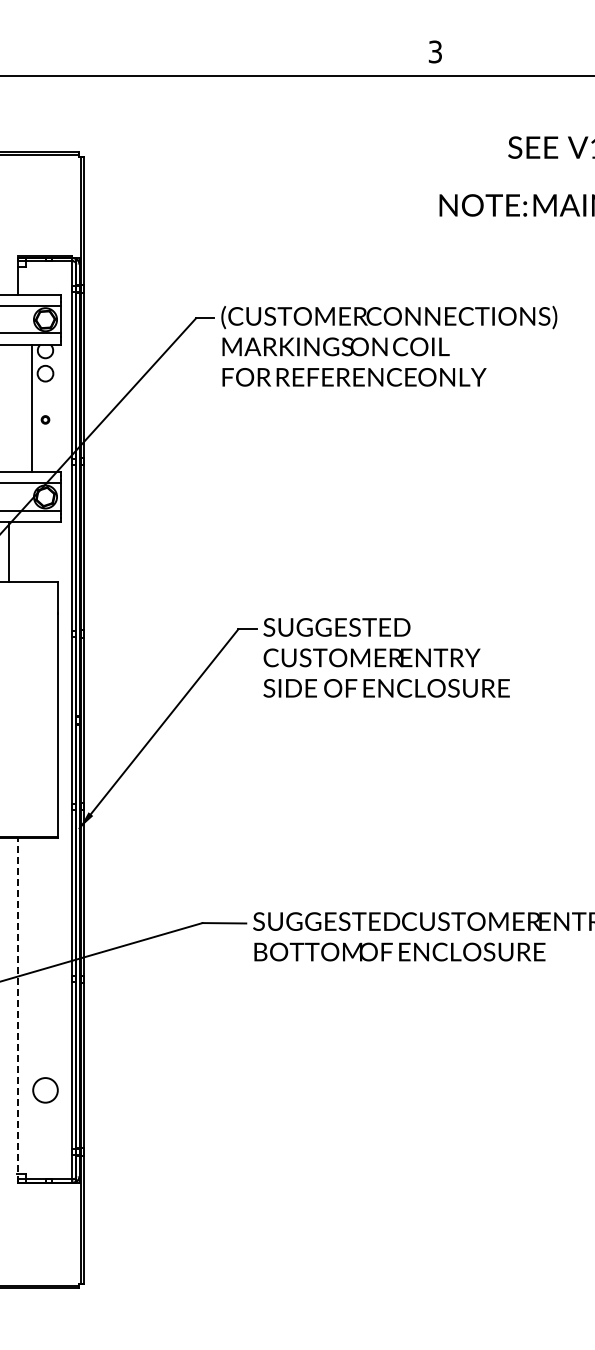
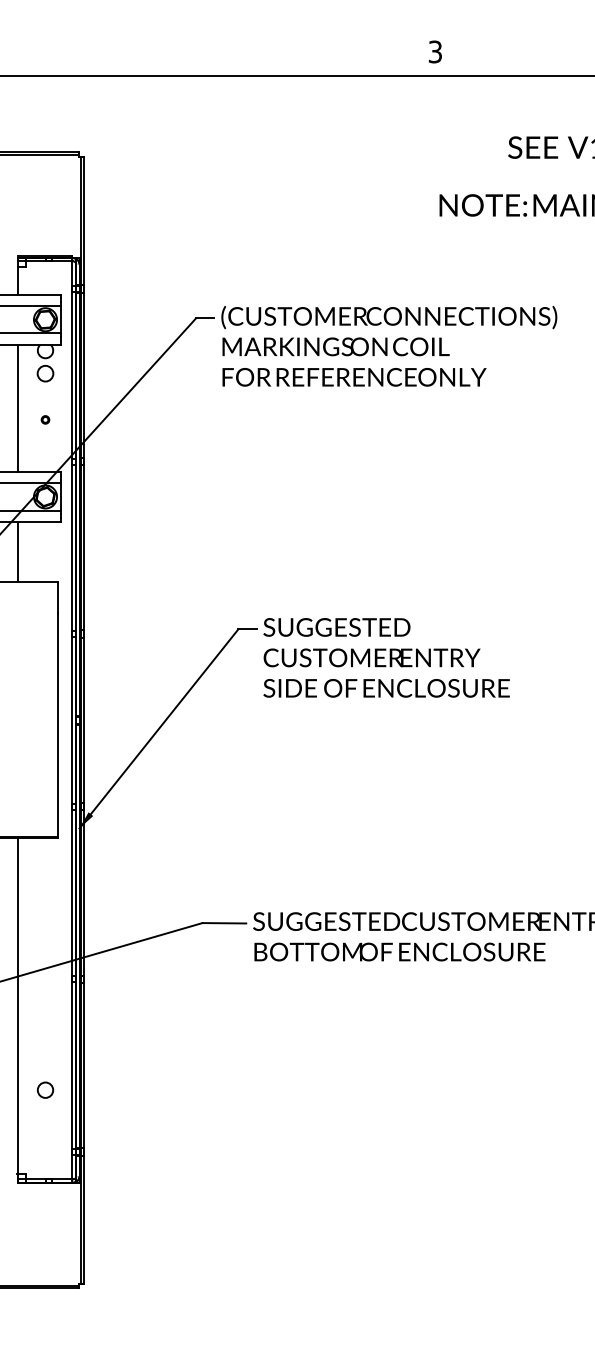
line position: (32, 407) -> (18, 407) (18, 407)
line position: (9, 552) -> (18, 552) (18, 552)
line: dashed -> solid (18, 1009)
circle size: 27x27 px -> 19x18 px (45, 1089)
